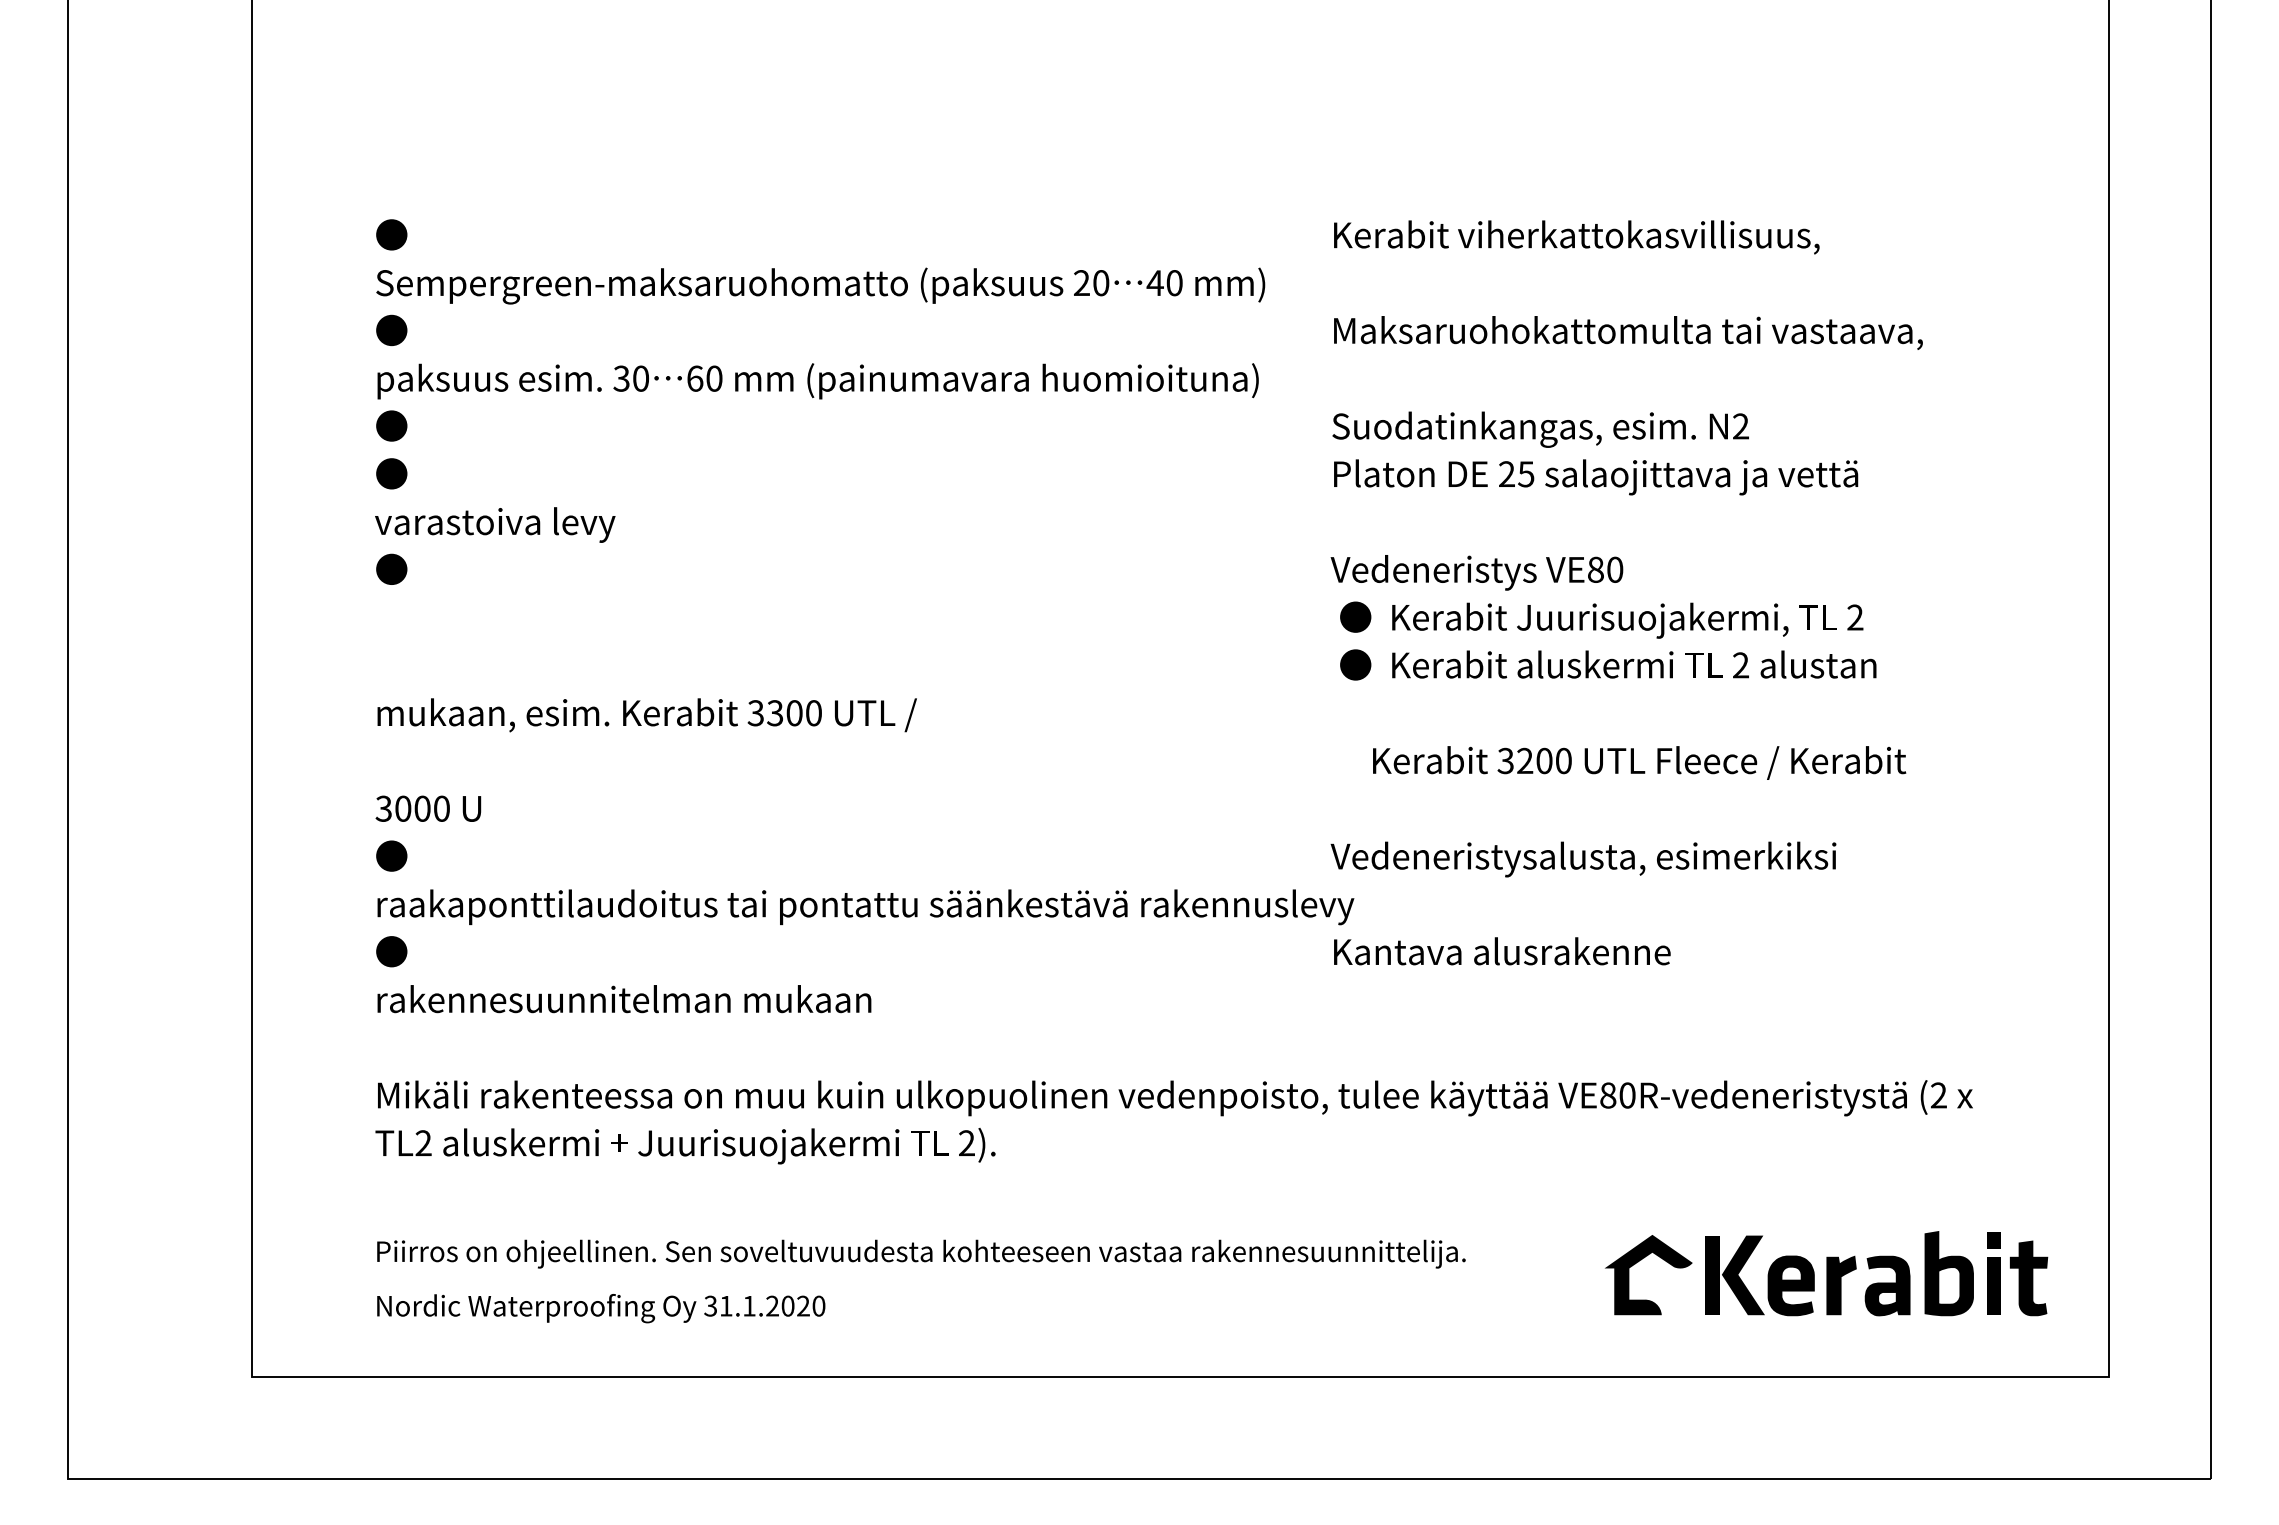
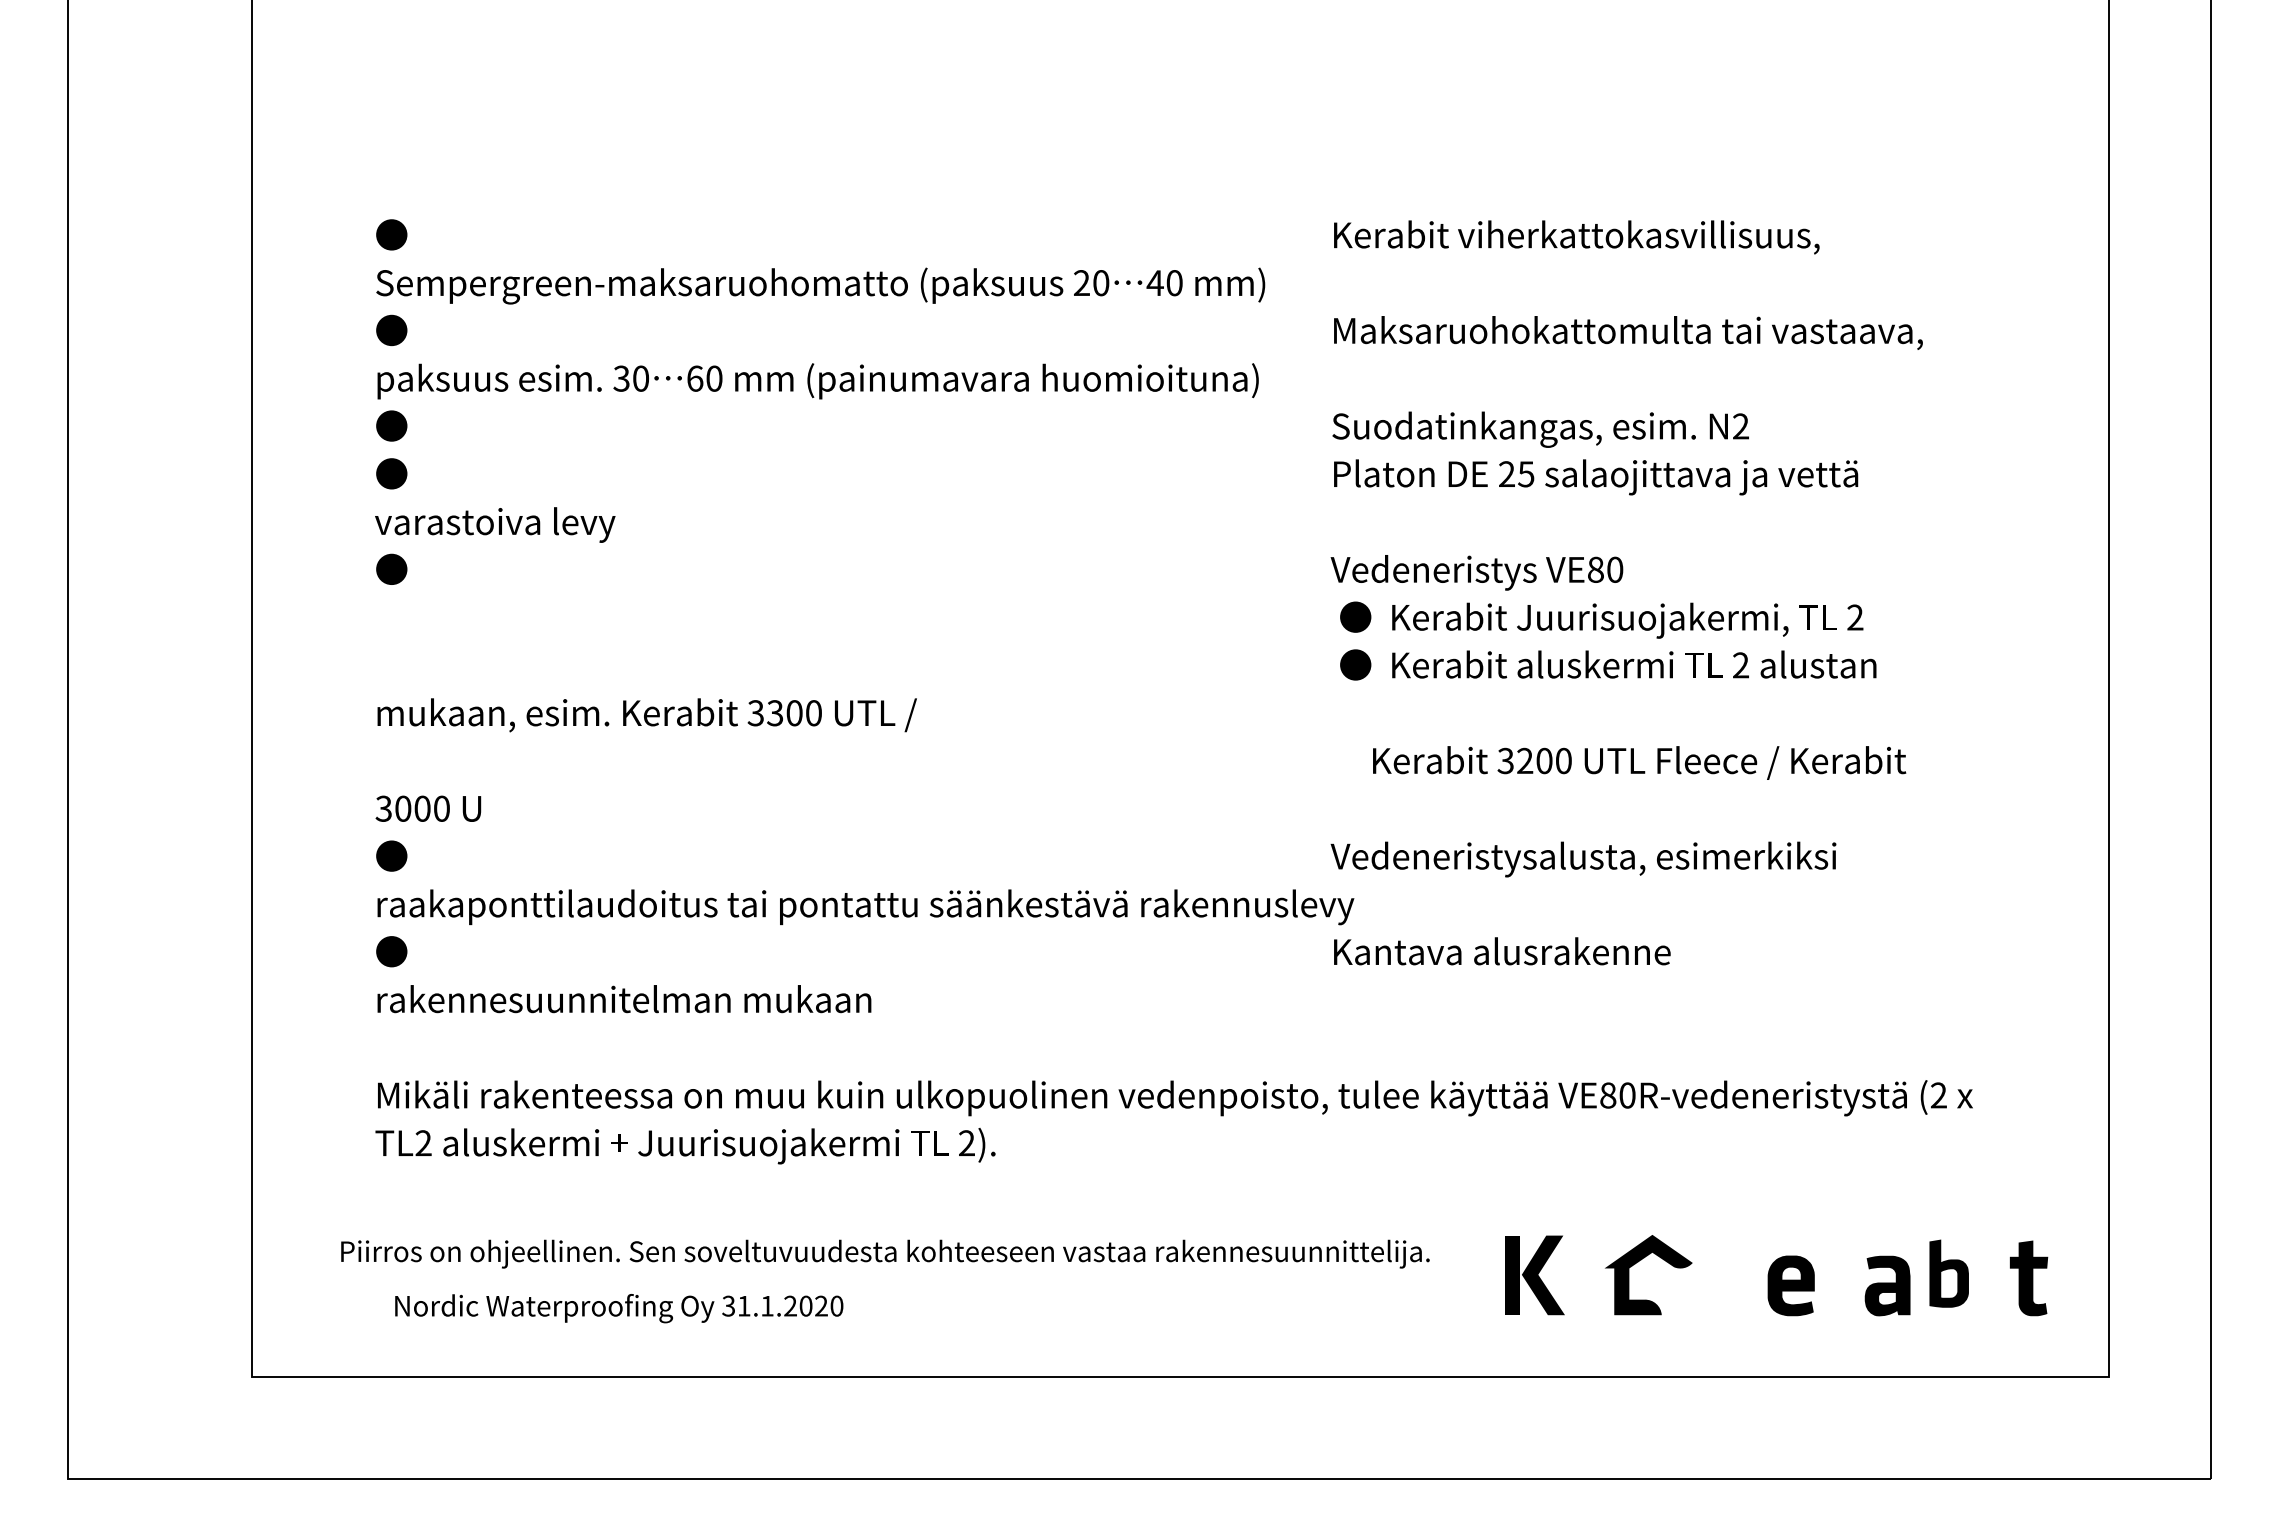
fill: present -> none (1993, 1239)
text position: (921, 1253) -> (885, 1253) (885, 1253)
part size: 50x86 px -> 40x69 px (1948, 1273)
part position: (1734, 1275) -> (1534, 1275) (1534, 1275)
fill: present -> none (1841, 1285)
fill: present -> none (1993, 1285)
text position: (601, 1308) -> (619, 1308) (619, 1308)
